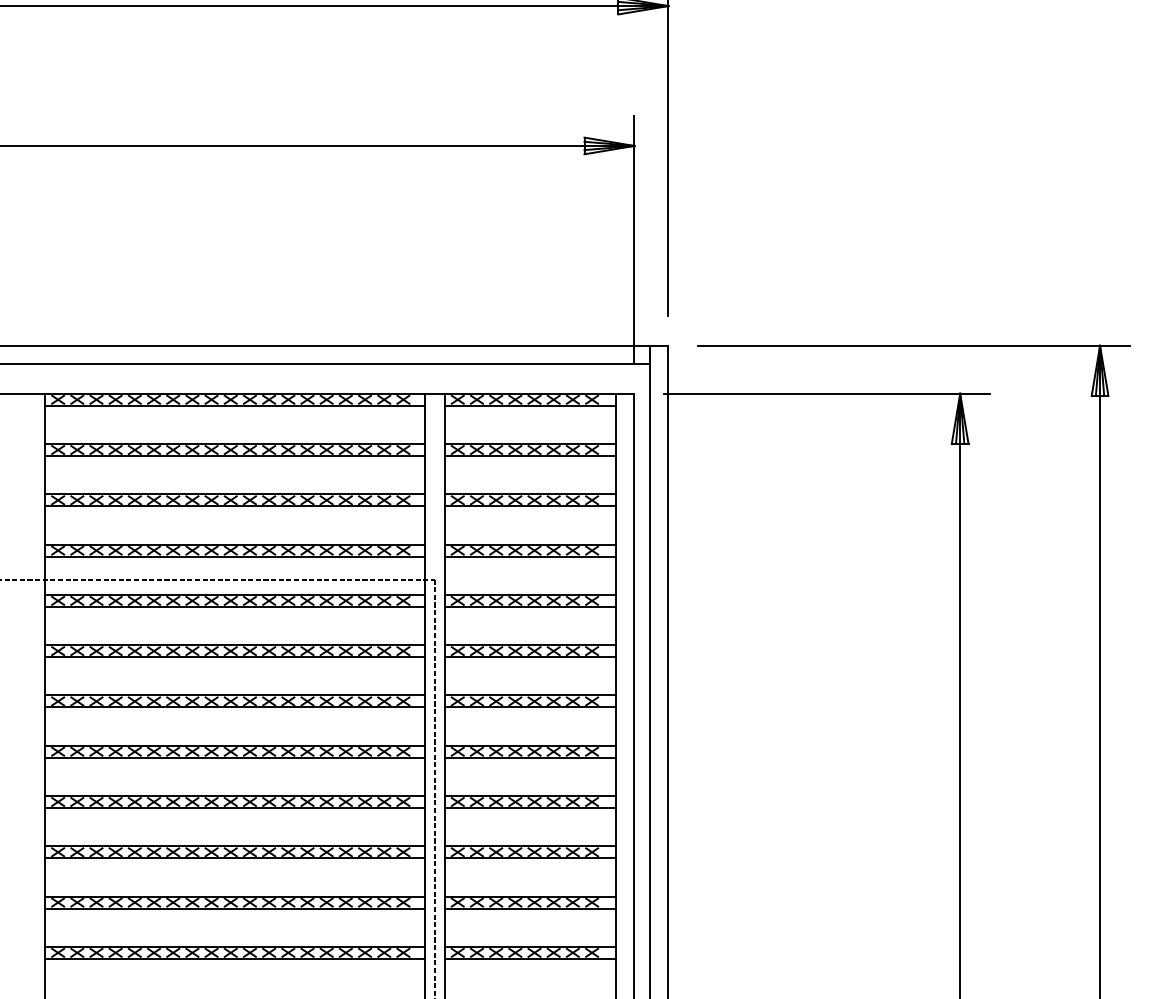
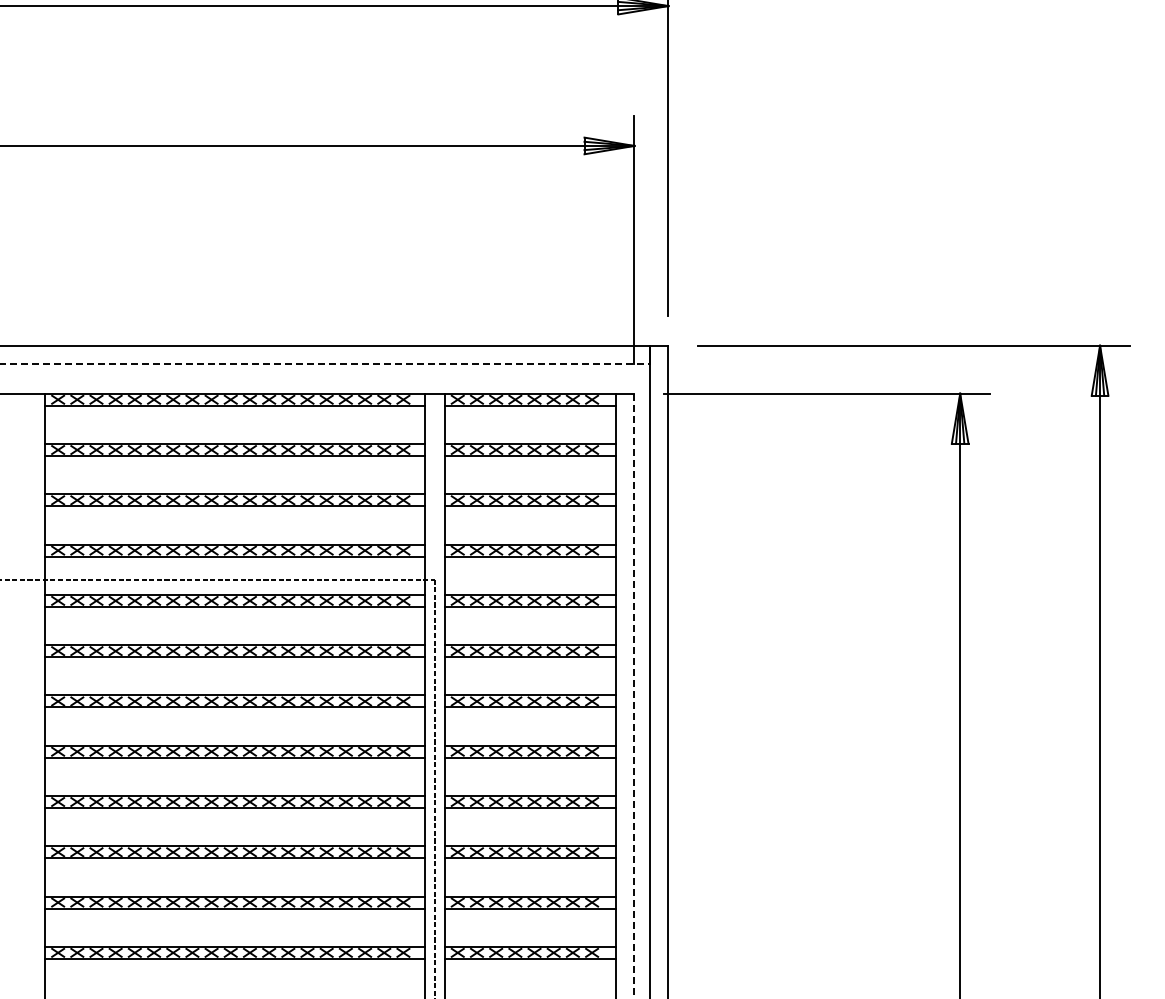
line: solid -> dashed (325, 363)
line: solid -> dashed (634, 696)
